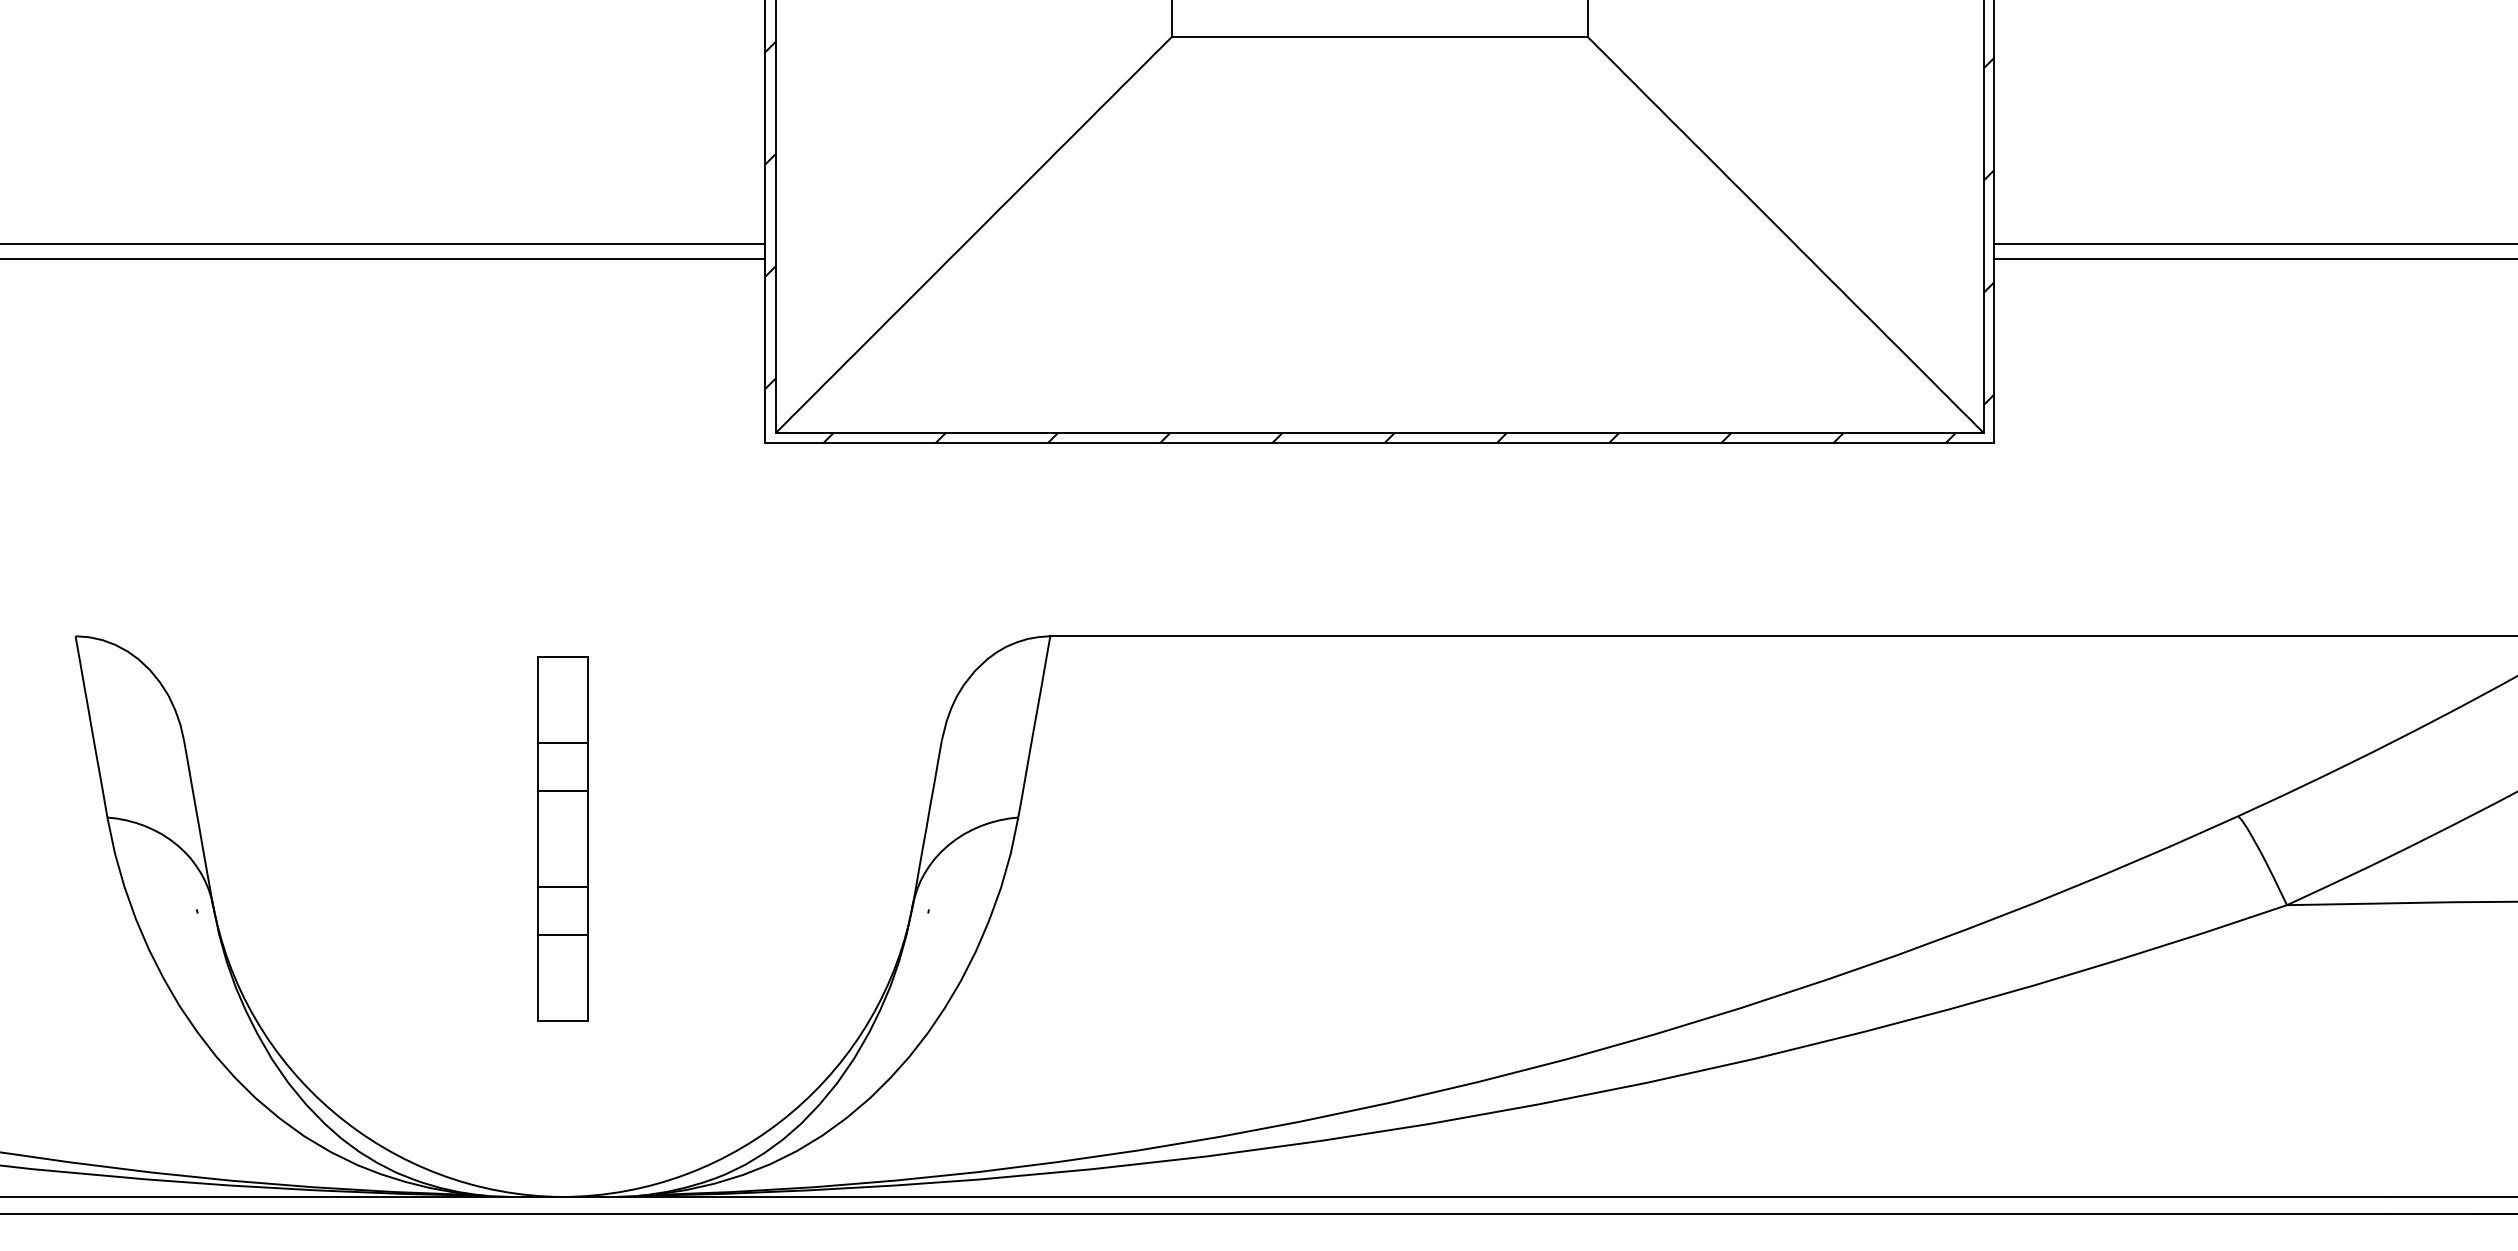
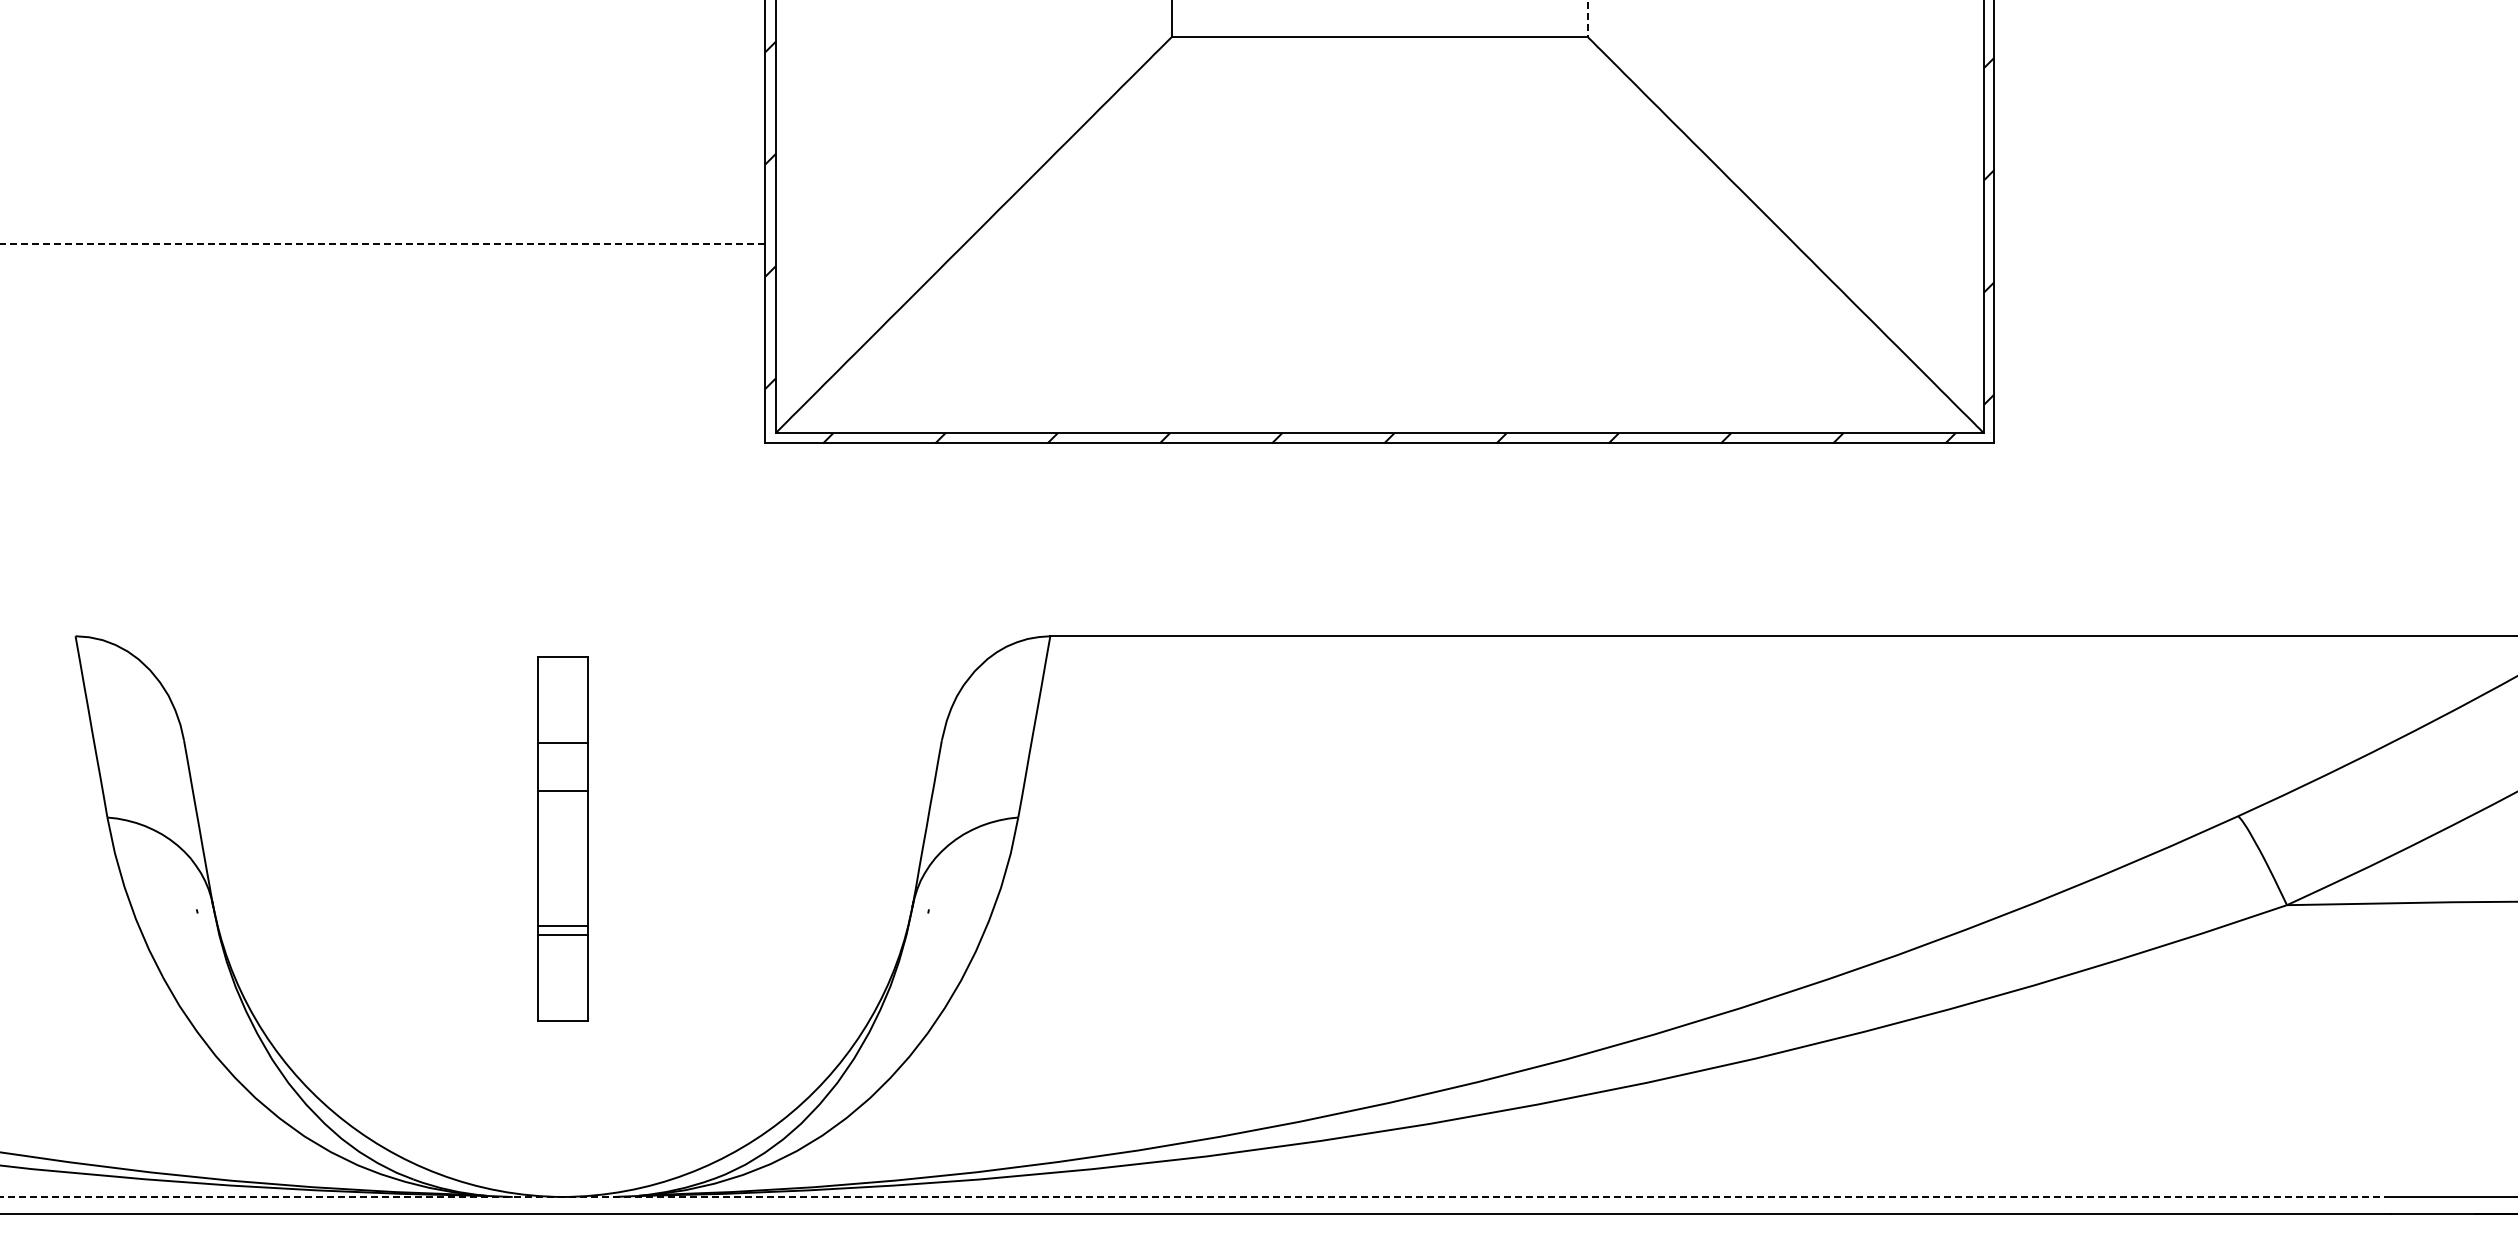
line: solid -> dashed (1588, 19)
line: solid -> dashed (382, 244)
line: present -> none (2254, 244)
line: present -> none (383, 258)
line: present -> none (2254, 258)
line position: (562, 886) -> (562, 925) (562, 925)
line: solid -> dashed (1195, 1197)
